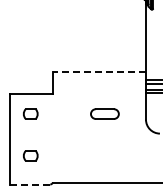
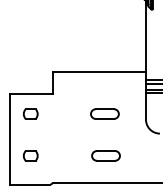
line: dashed -> solid (99, 71)
part: none -> present (105, 155)
line: dashed -> solid (30, 184)
